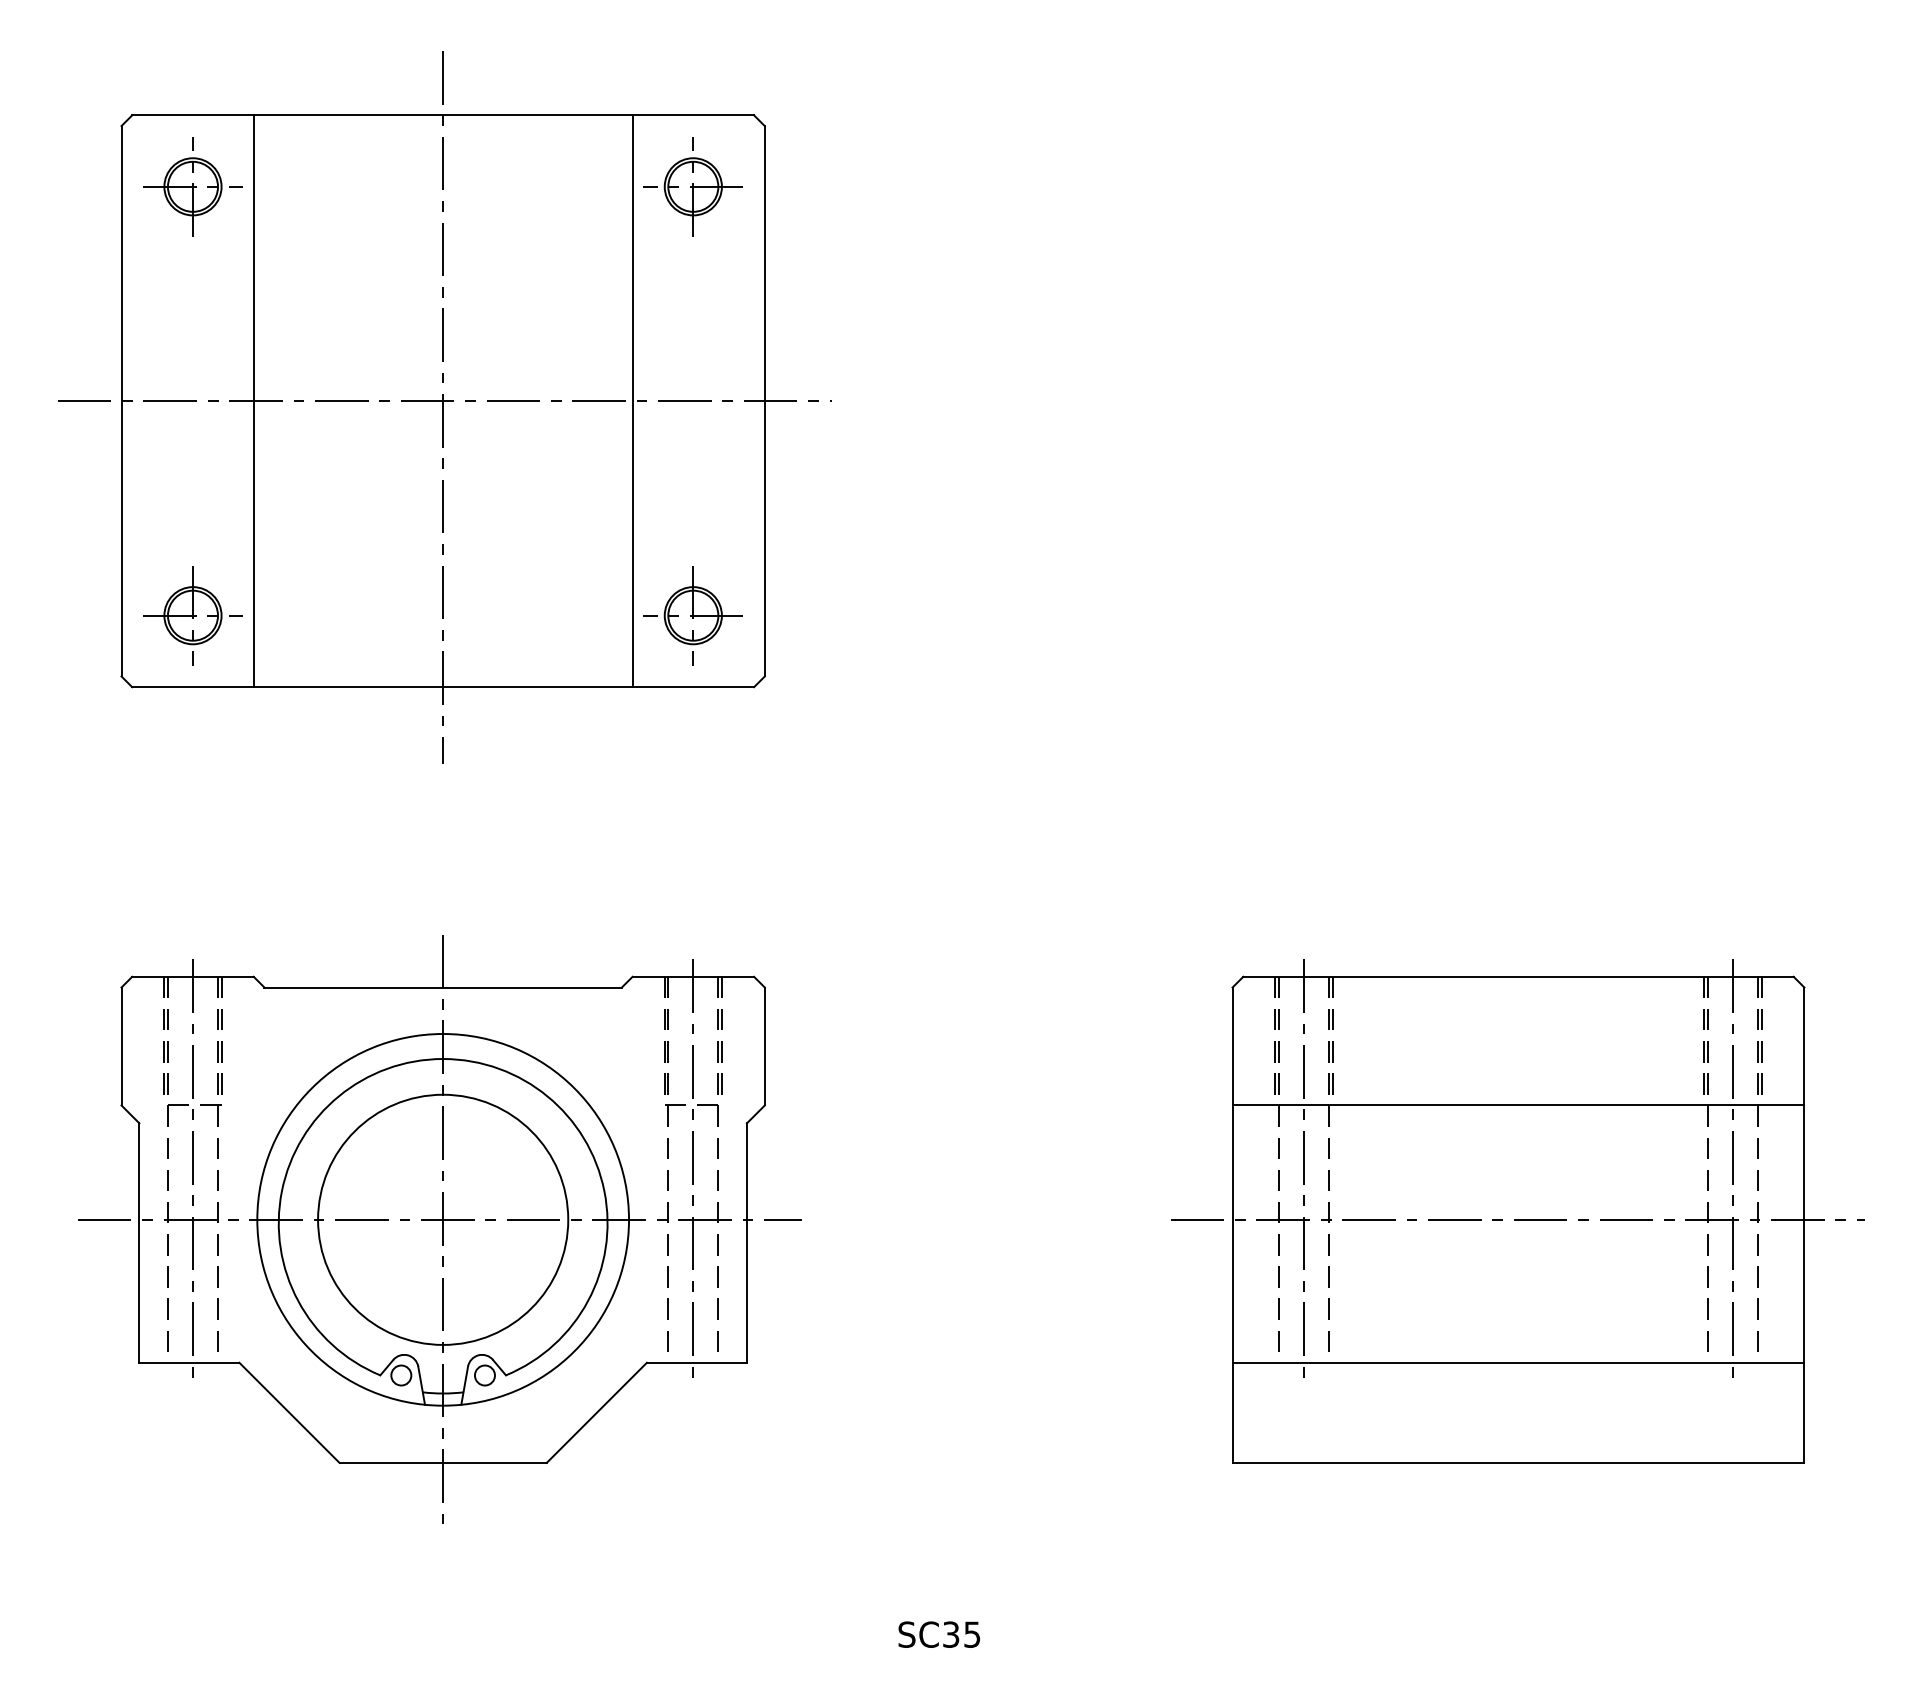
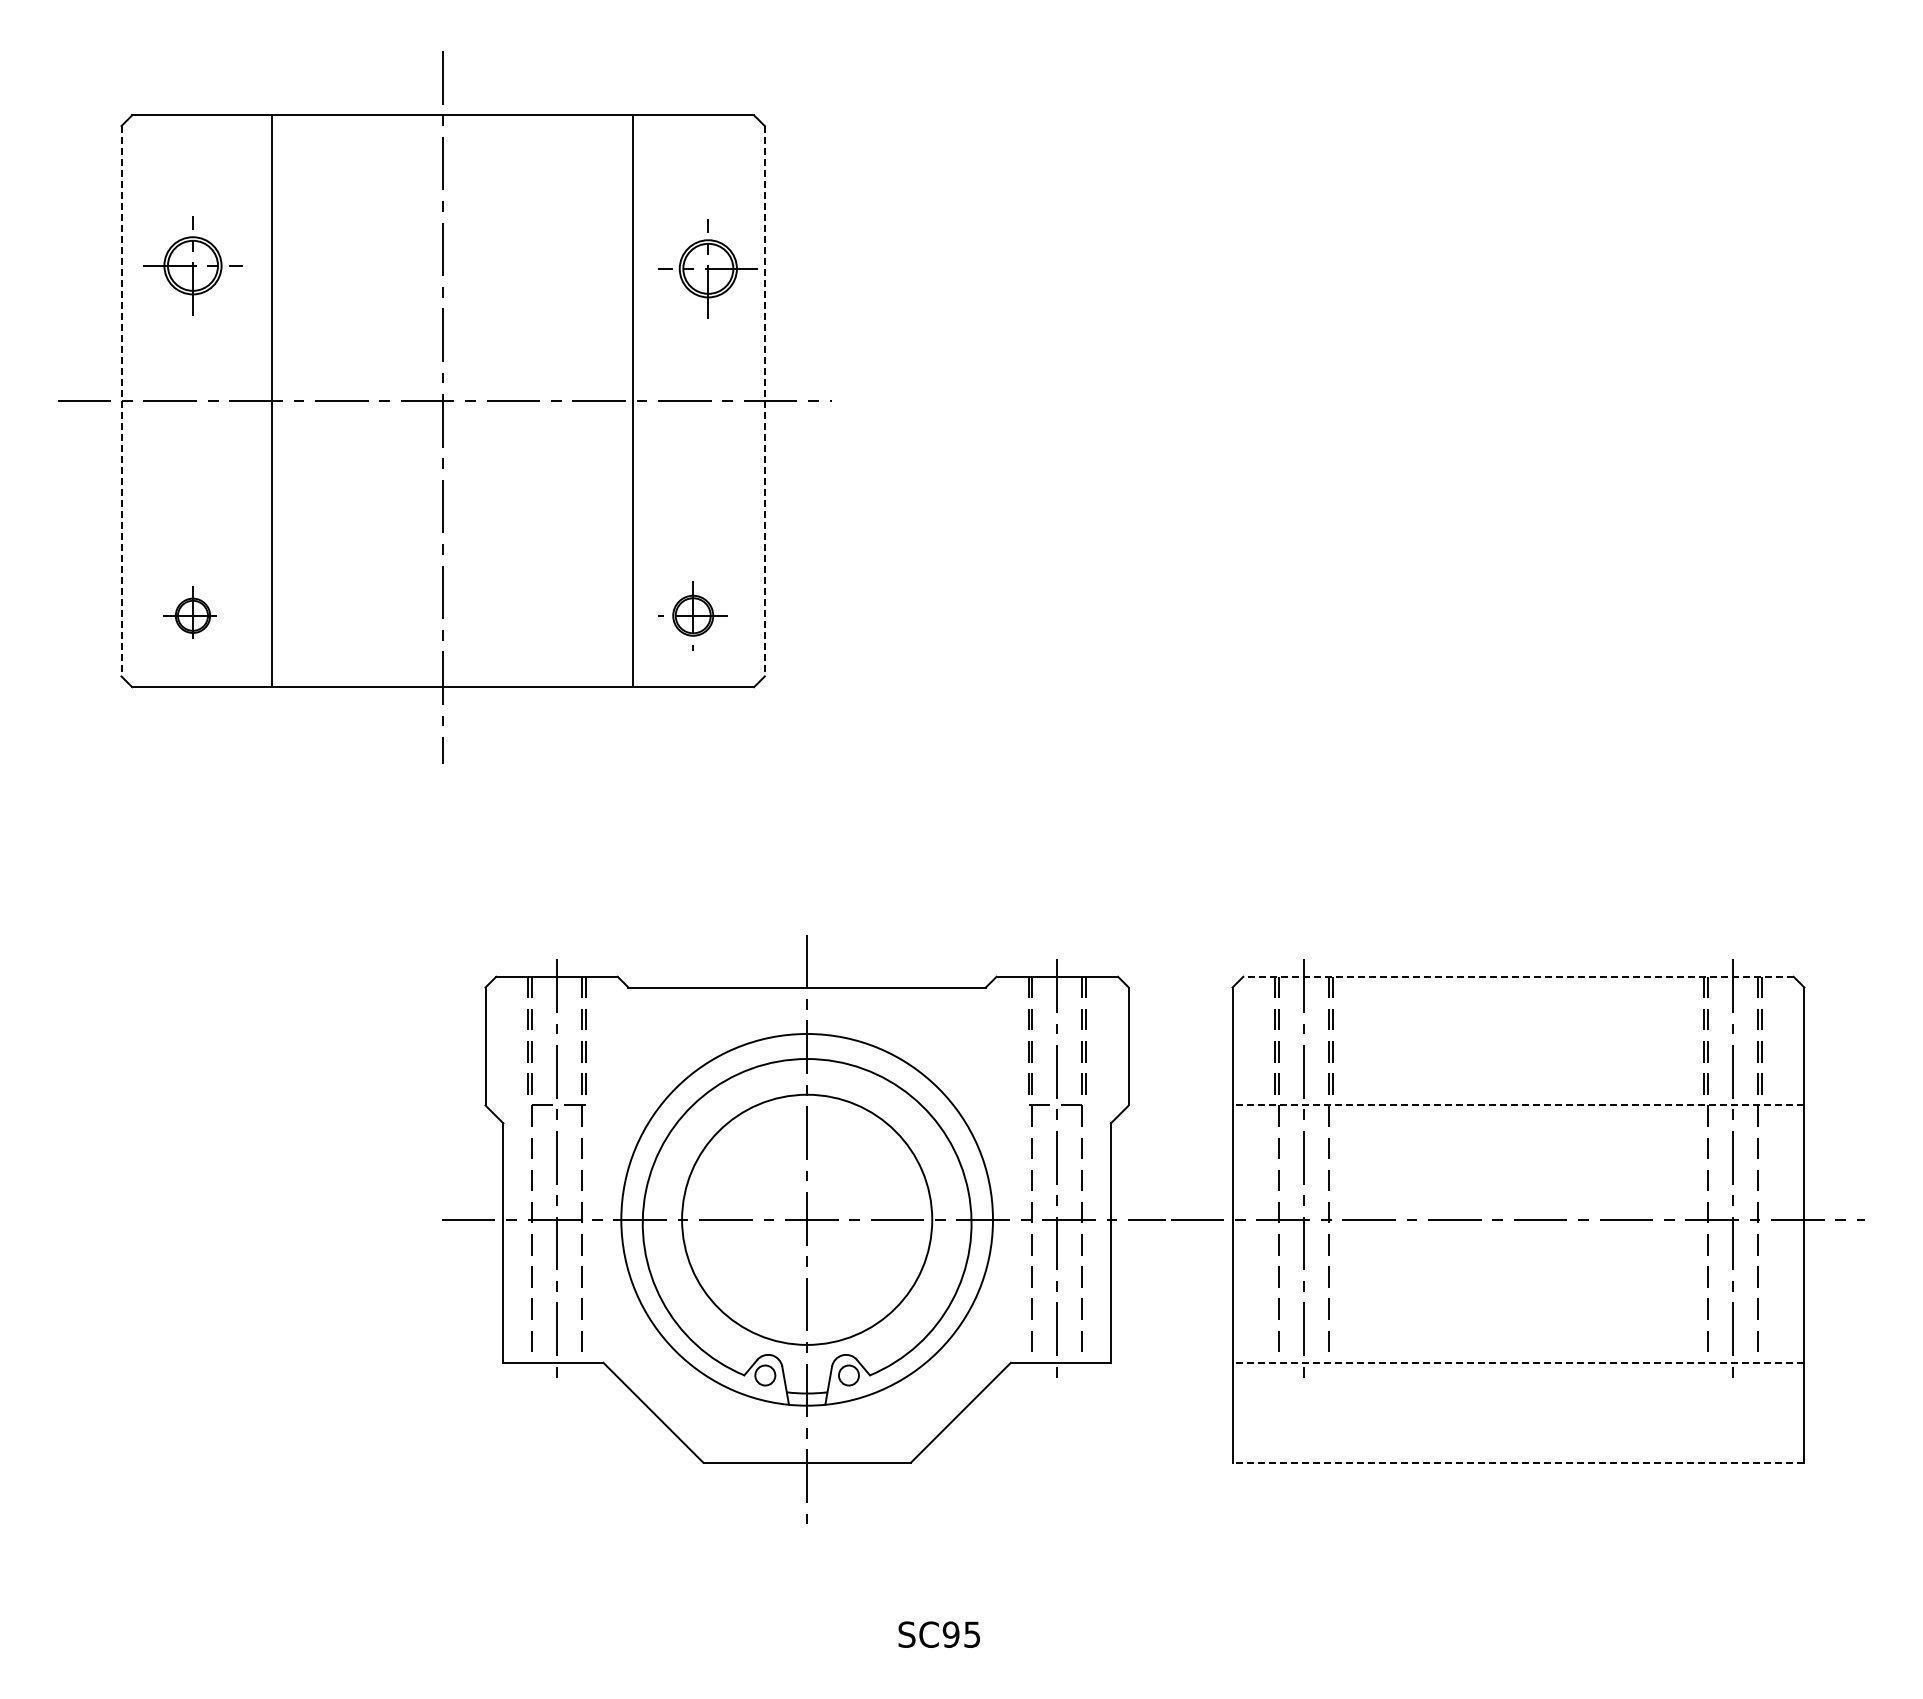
part position: (192, 186) -> (192, 265) (192, 265)
part position: (692, 186) -> (707, 268) (707, 268)
line: solid -> dashed (121, 401)
line position: (253, 401) -> (271, 401) (271, 401)
line: solid -> dashed (764, 401)
part size: 100x100 px -> 54x53 px (189, 612)
part size: 100x100 px -> 70x70 px (692, 615)
line: solid -> dashed (1517, 976)
line: solid -> dashed (1518, 1105)
part position: (439, 1229) -> (803, 1229) (803, 1229)
line: solid -> dashed (1518, 1362)
line: solid -> dashed (1518, 1462)
text: SC35 -> SC95 (950, 1634)
